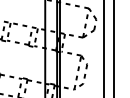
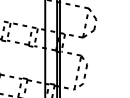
line: present -> none (103, 48)
line: present -> none (113, 48)
